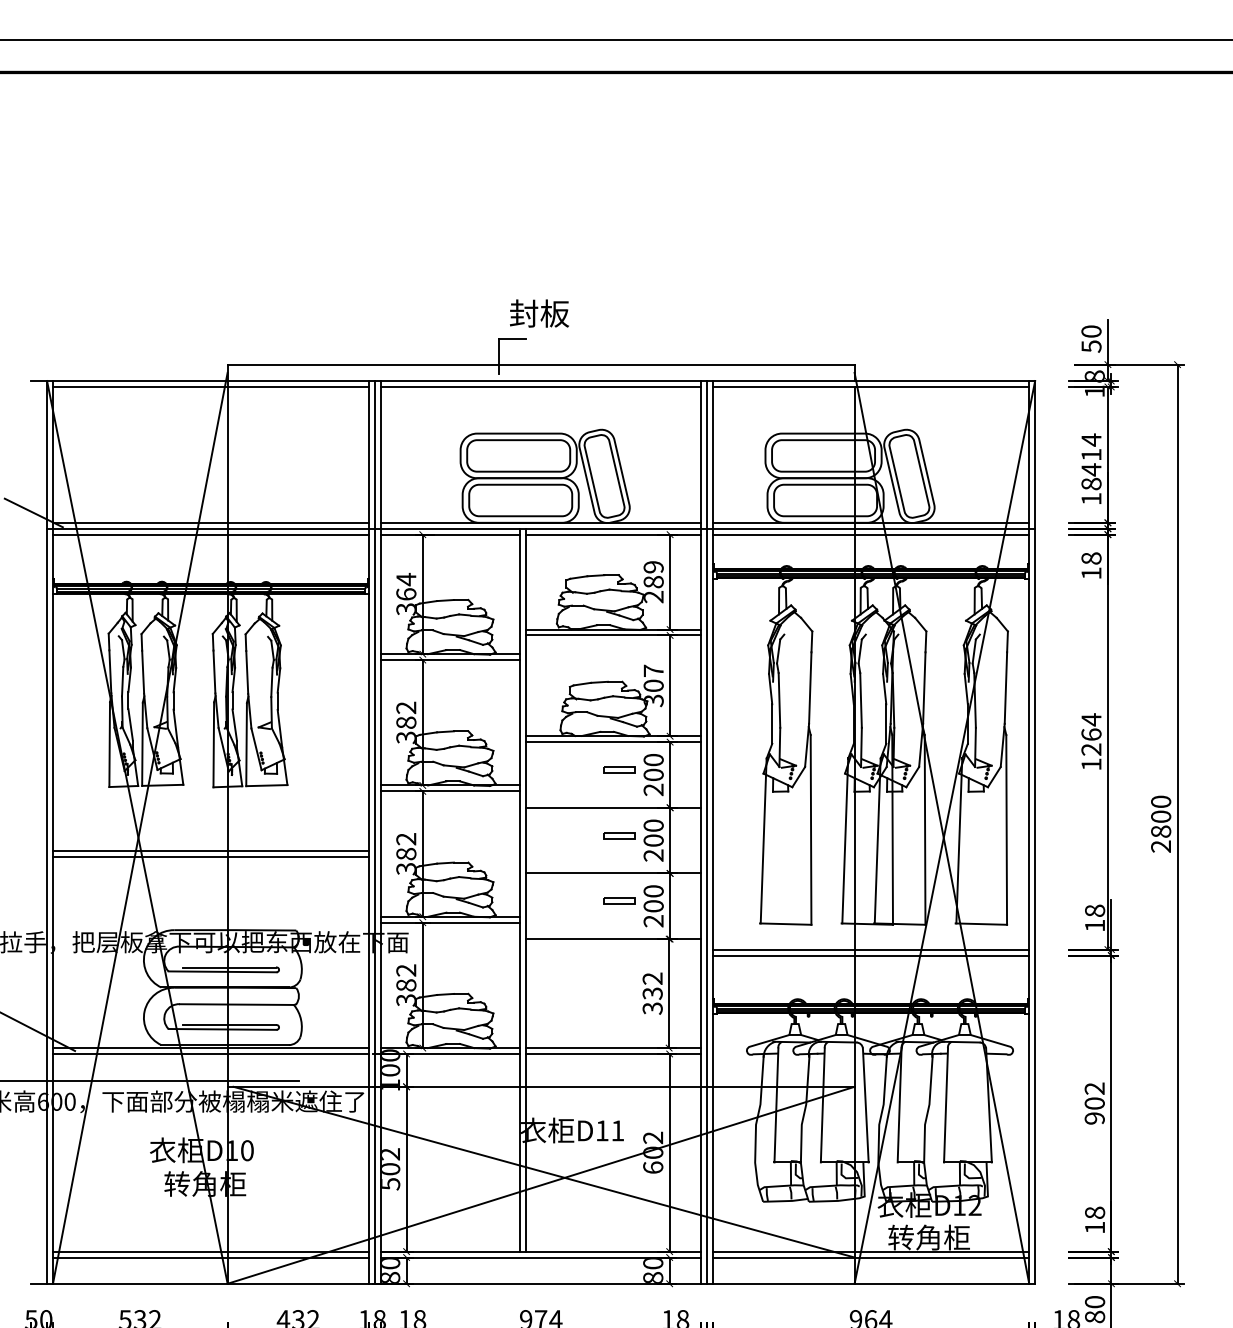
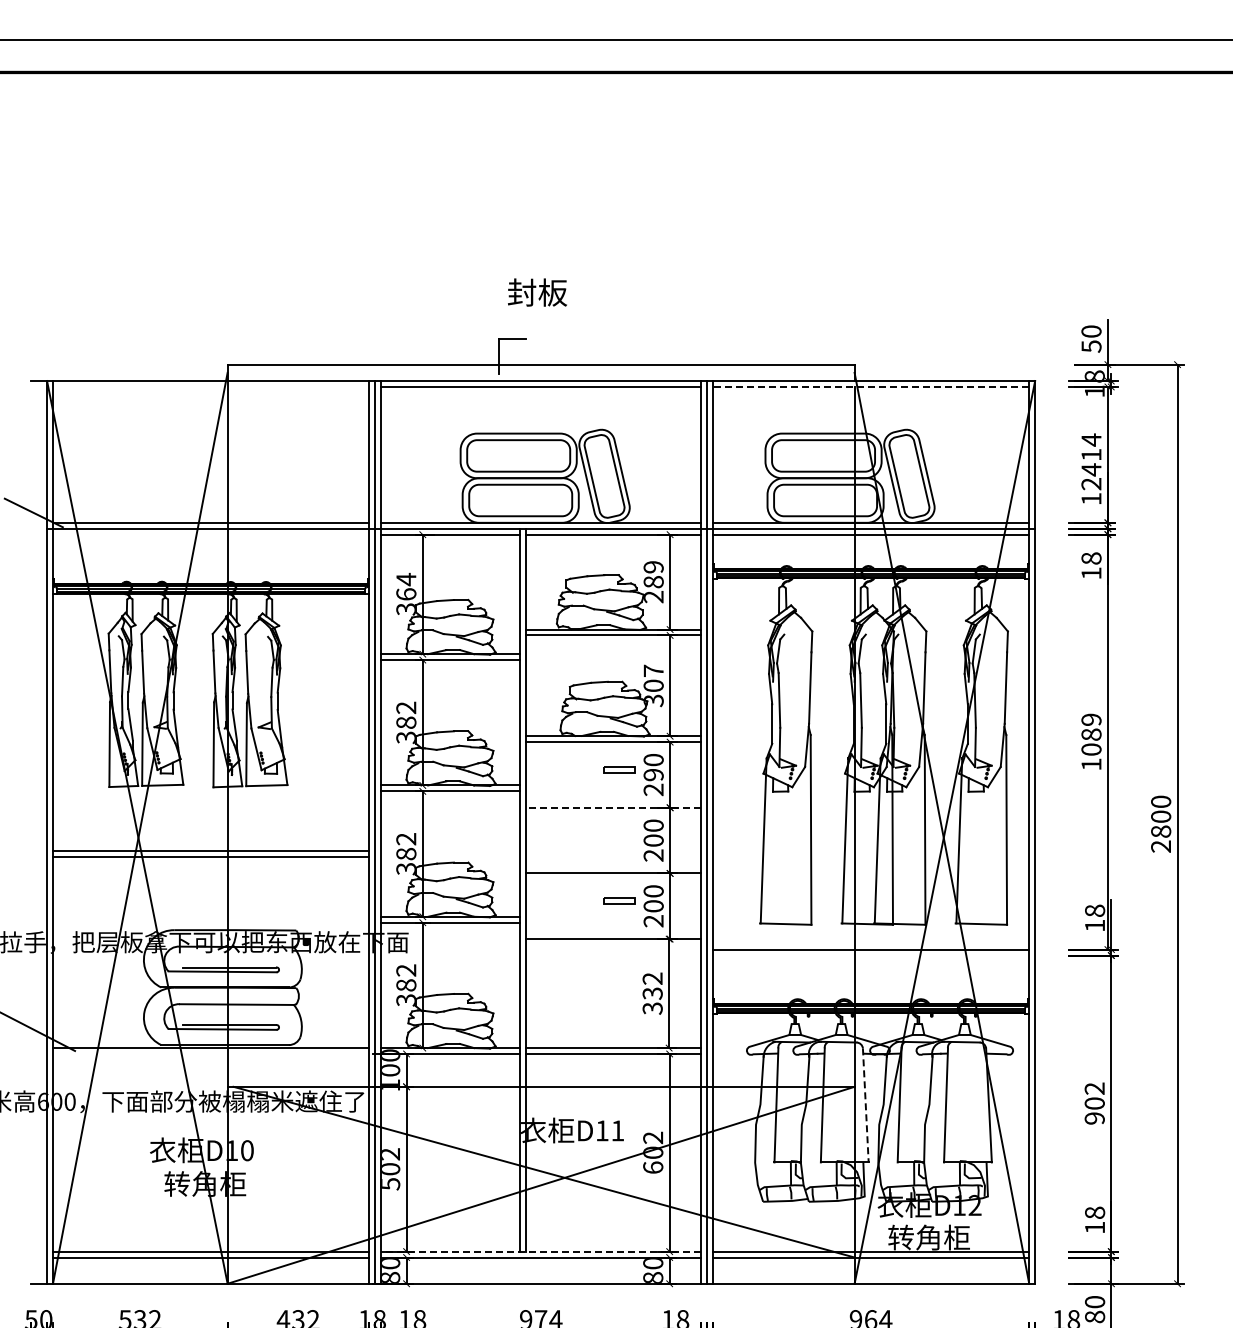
text position: (539, 313) -> (537, 292) (537, 292)
line: present -> none (210, 386)
line: solid -> dashed (870, 386)
text: 18 -> 12 (1091, 483)
line: present -> none (210, 534)
text: 1264 -> 1089 (1091, 734)
text: 200 -> 290 (653, 774)
line: solid -> dashed (613, 807)
part: present -> none (619, 835)
line: present -> none (870, 955)
line: present -> none (210, 1053)
line: present -> none (150, 1081)
line: solid -> dashed (865, 1105)
line: solid -> dashed (541, 1251)
